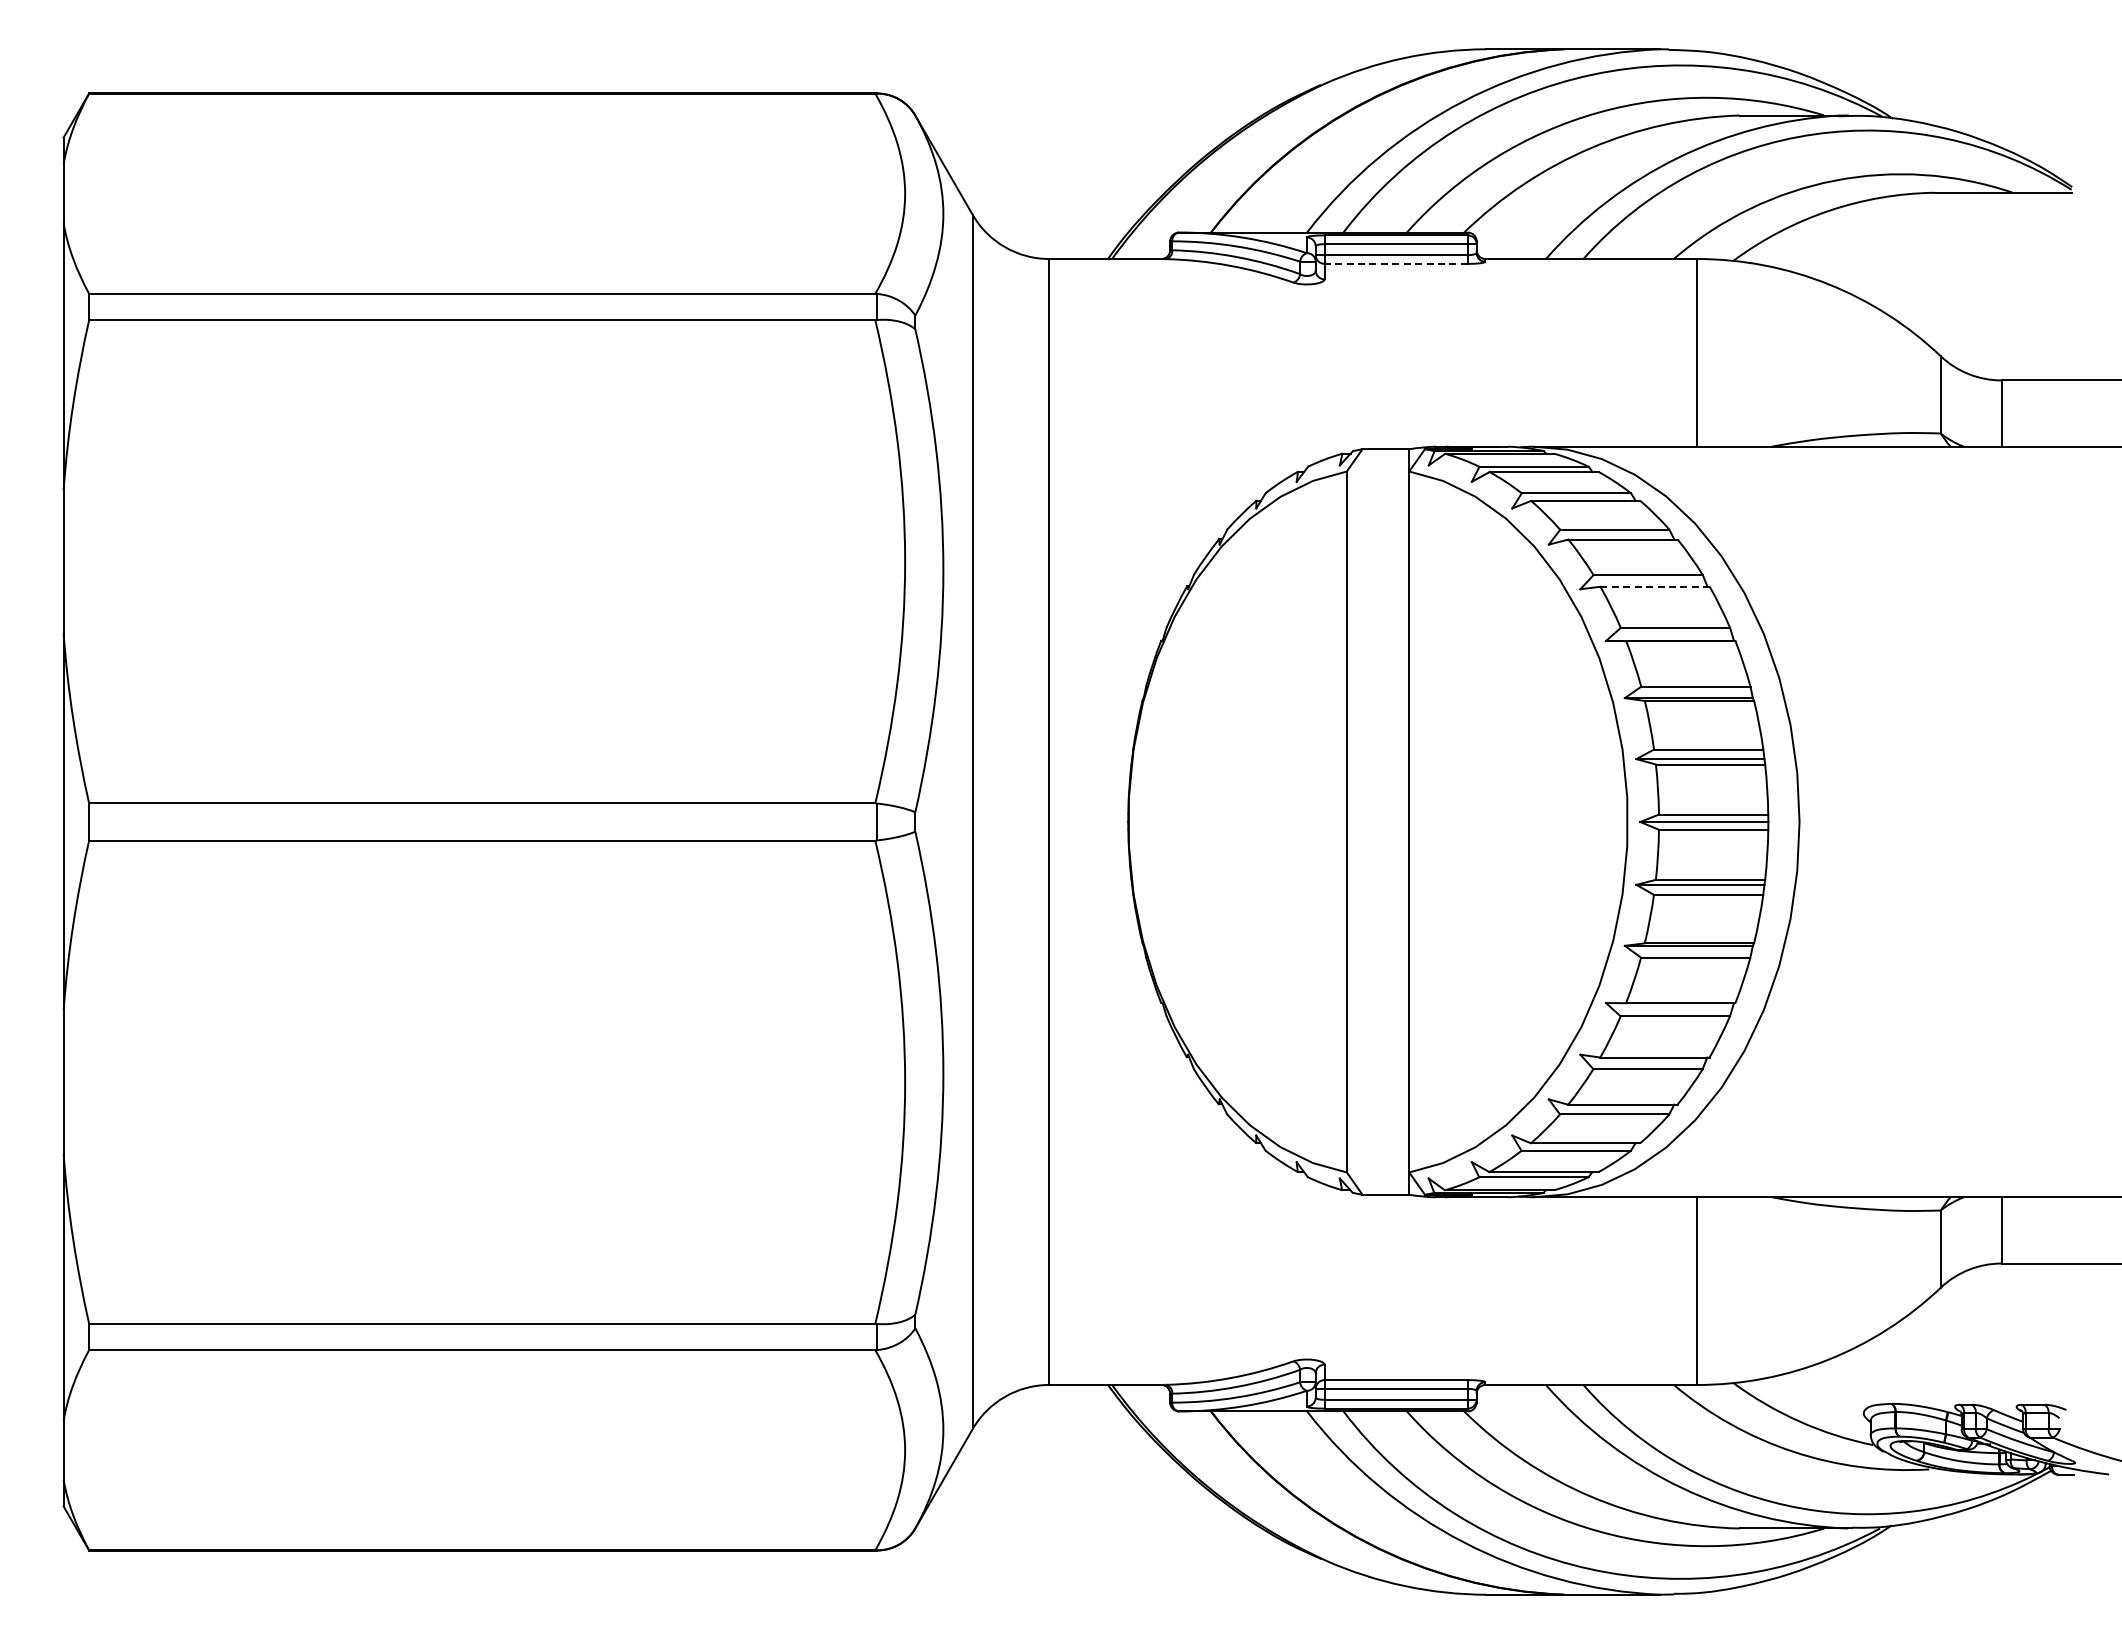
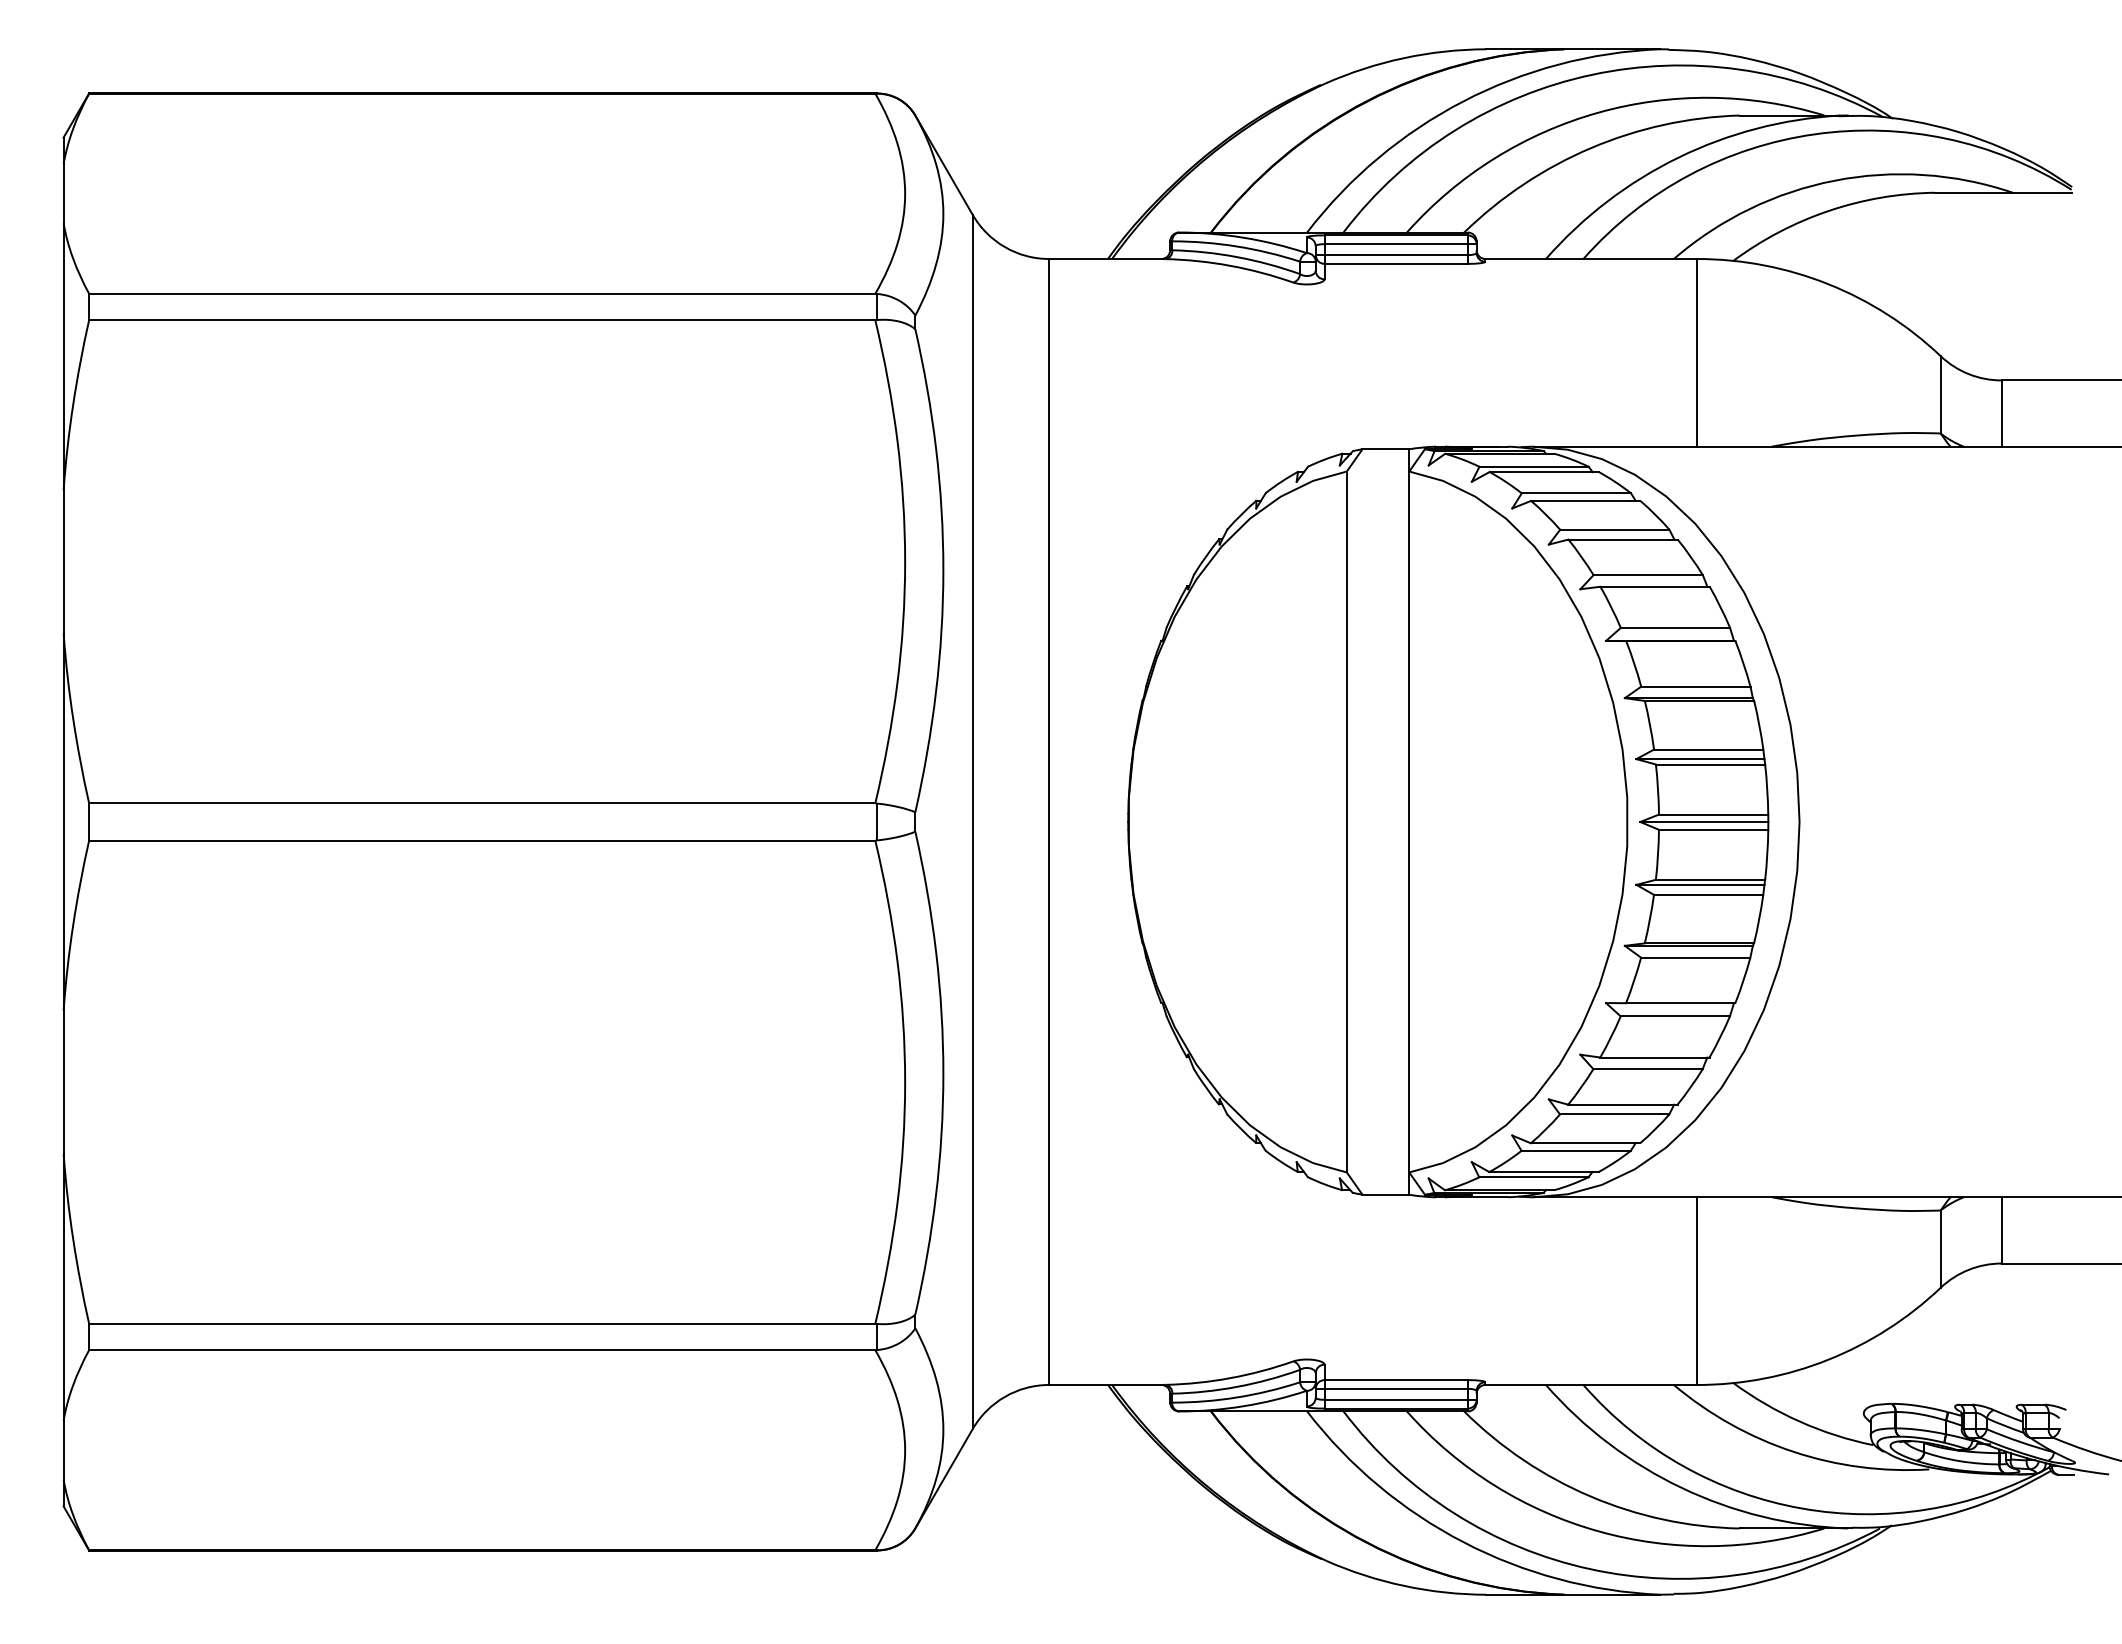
line: dashed -> solid (1396, 263)
line: dashed -> solid (1655, 586)
